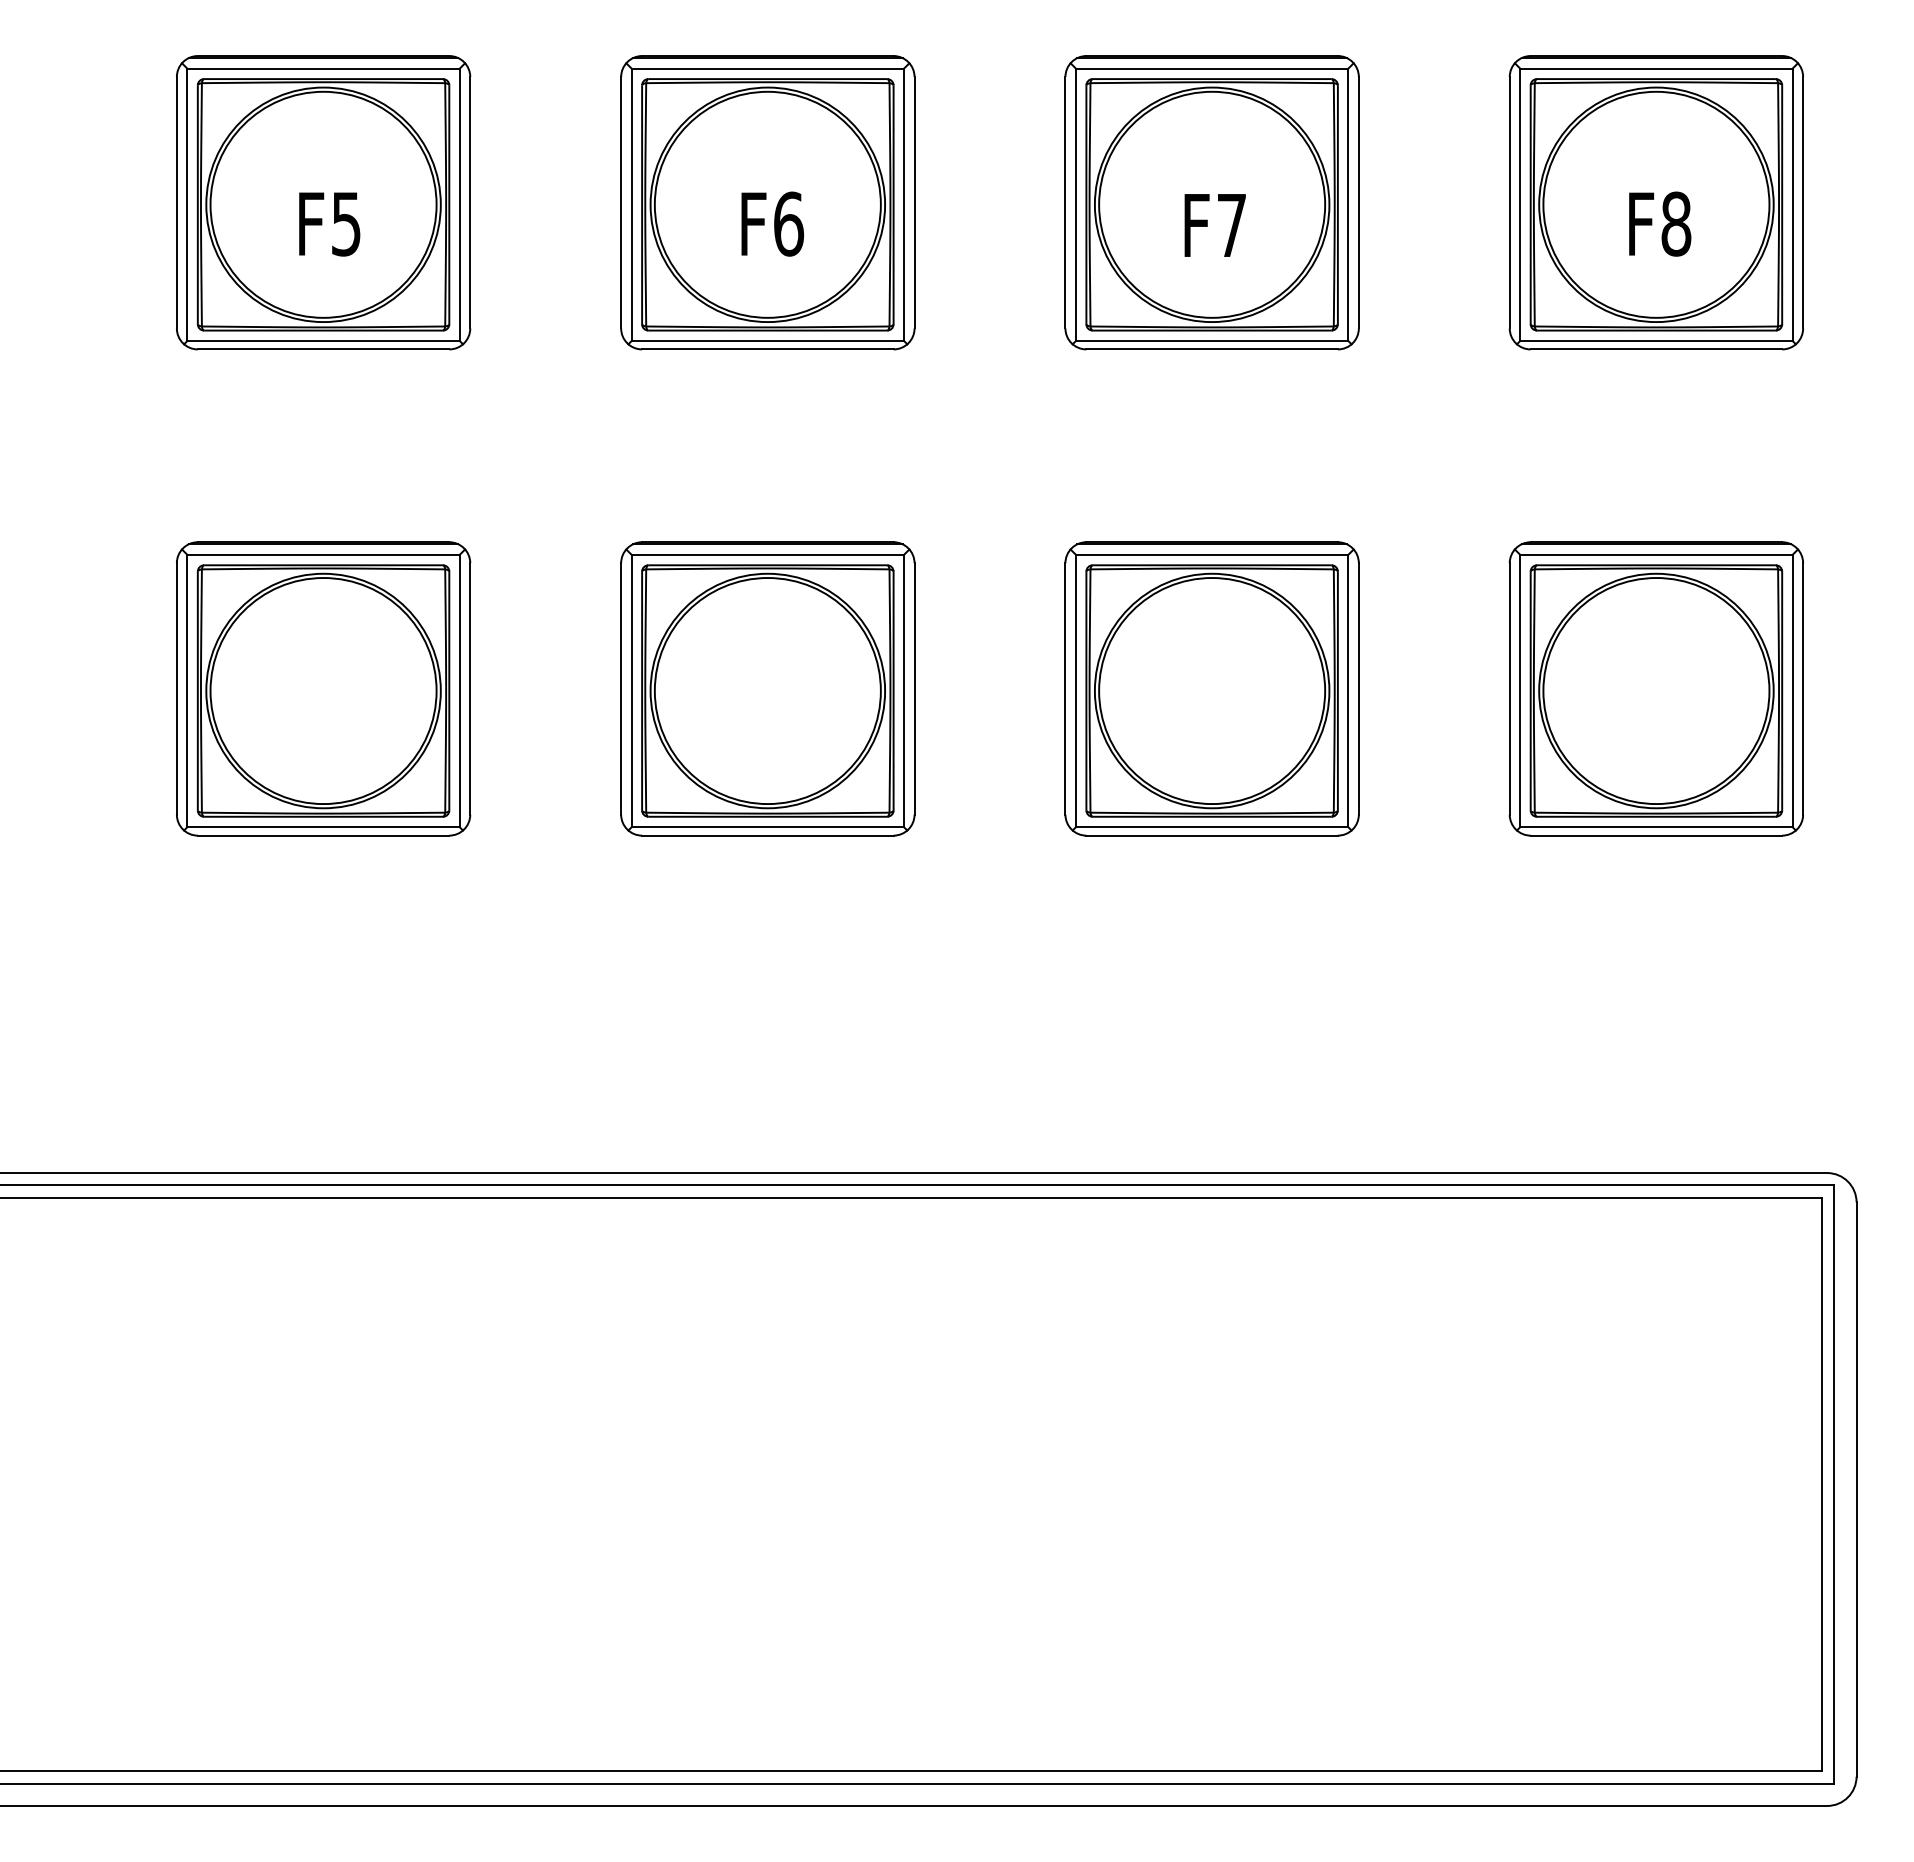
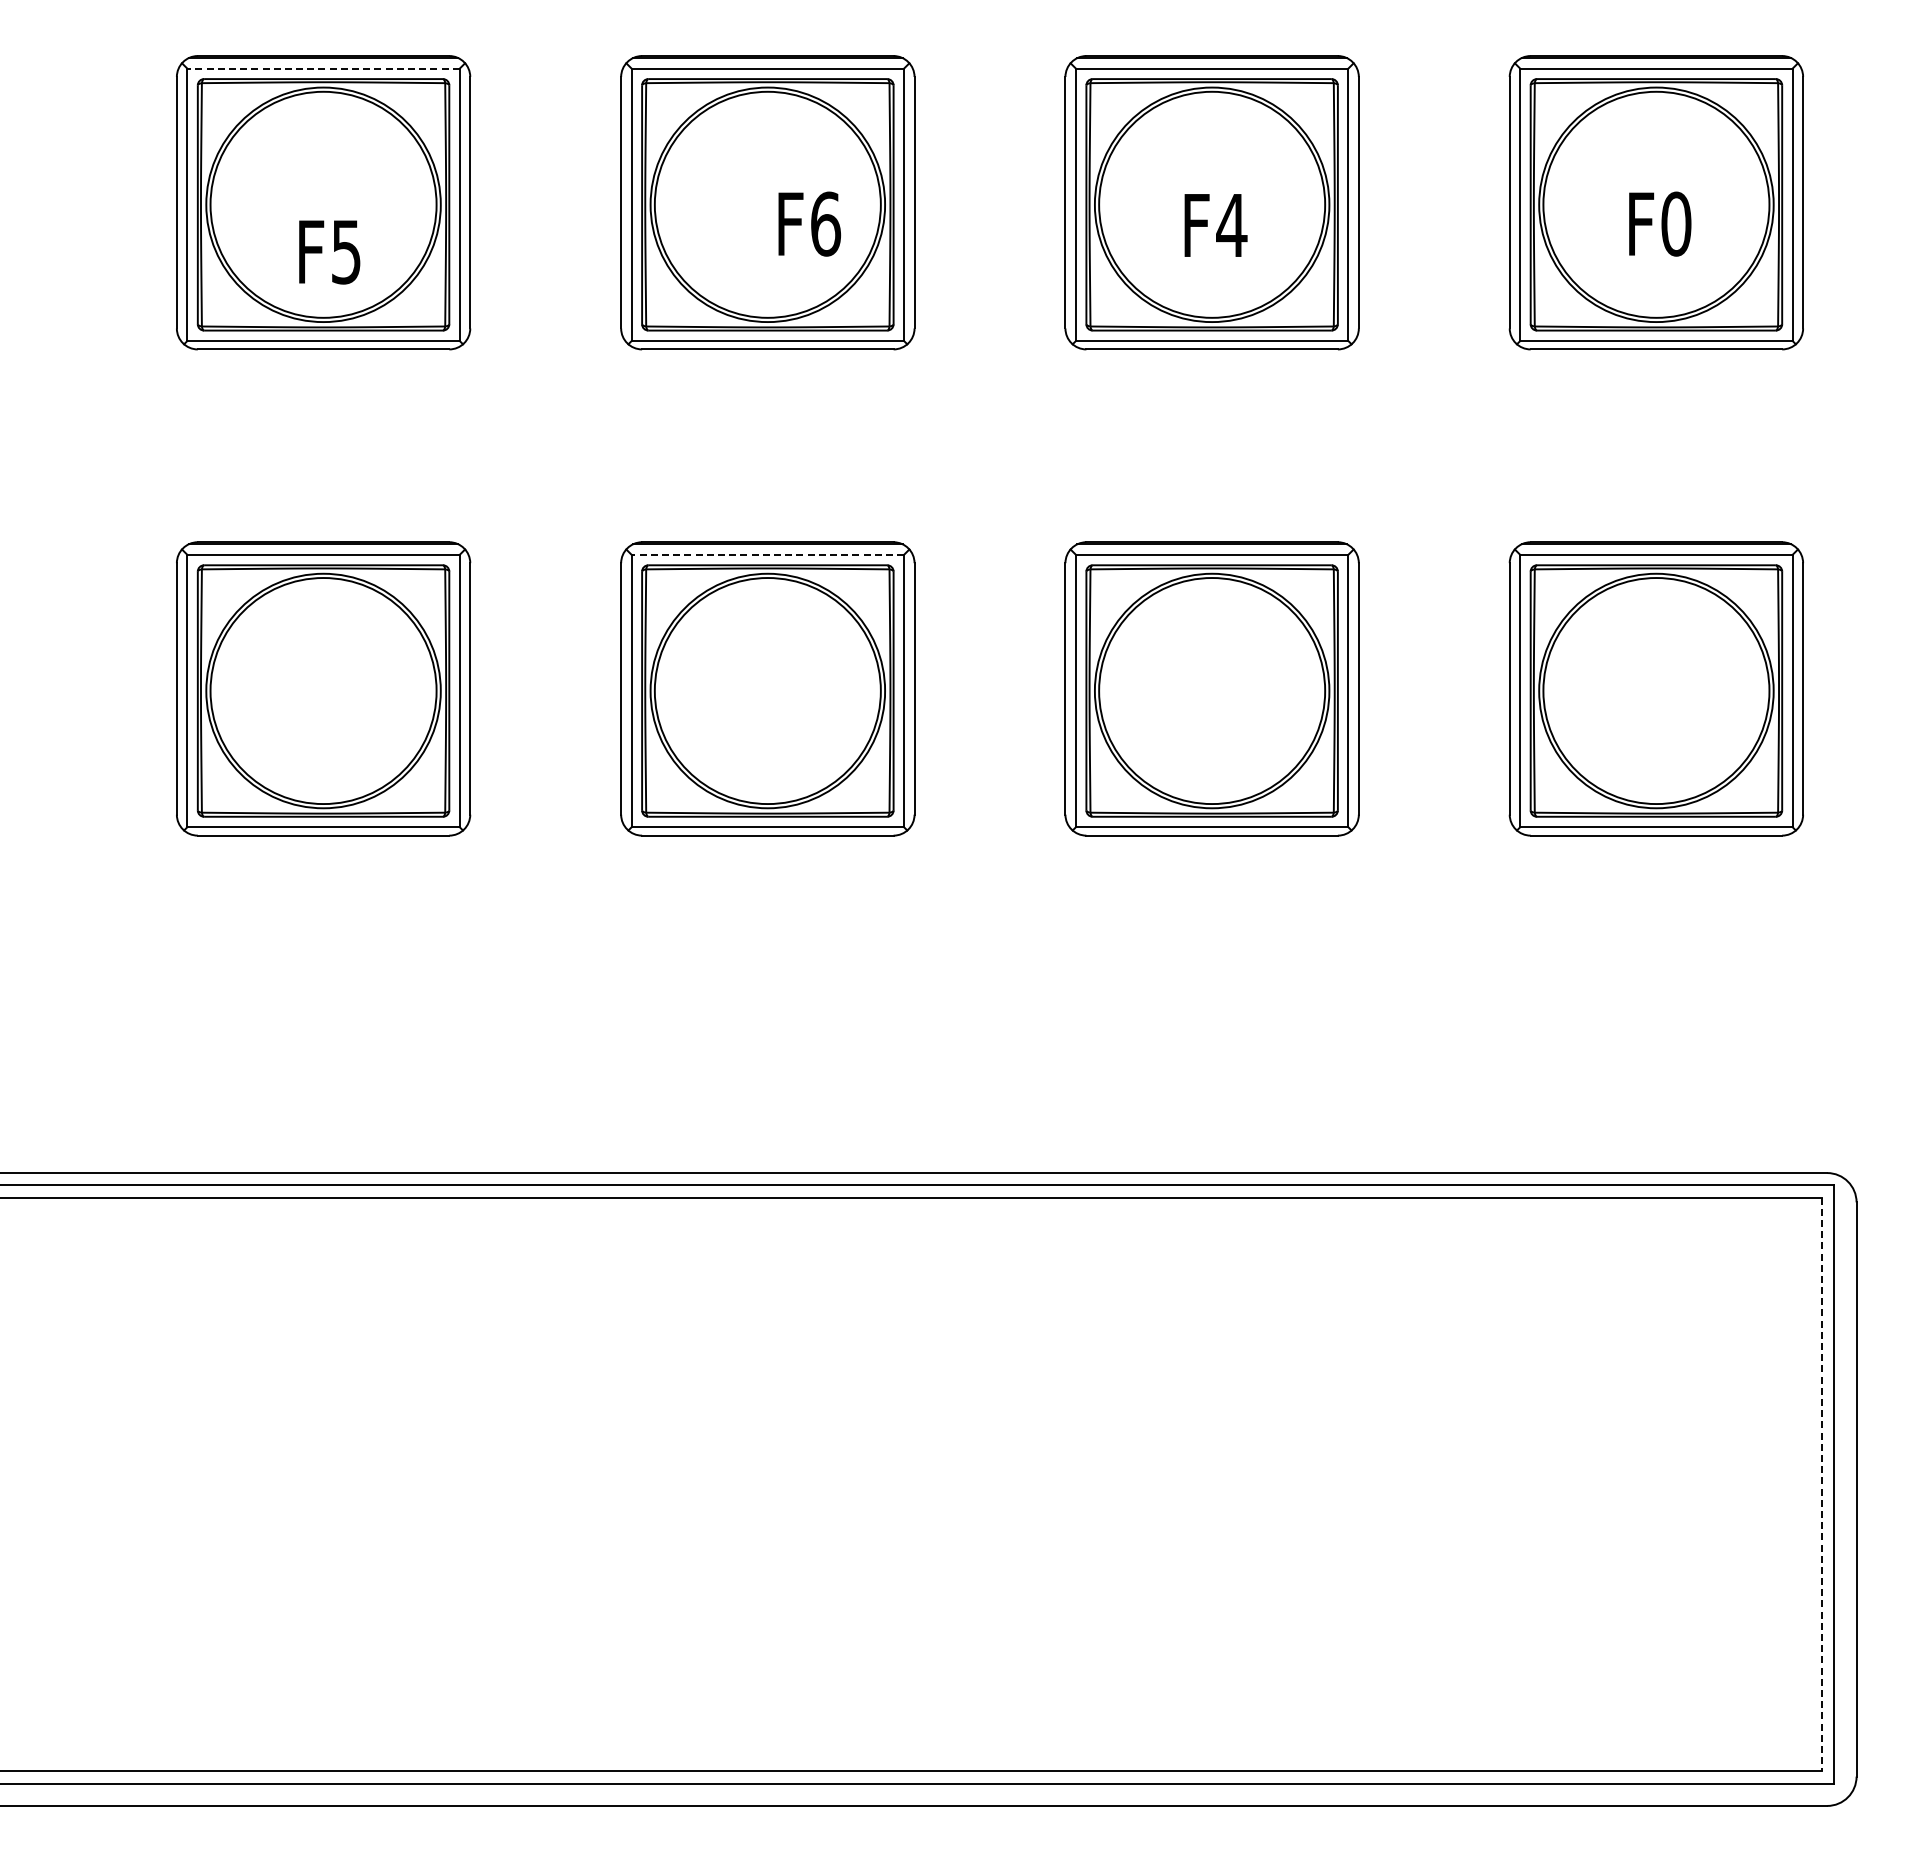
line: solid -> dashed (323, 68)
text position: (772, 223) -> (809, 223) (809, 223)
text: F8 -> F0 (1676, 223)
text position: (329, 224) -> (329, 252) (329, 252)
text: F7 -> F4 (1231, 225)
line: solid -> dashed (767, 554)
line: solid -> dashed (1821, 1484)
